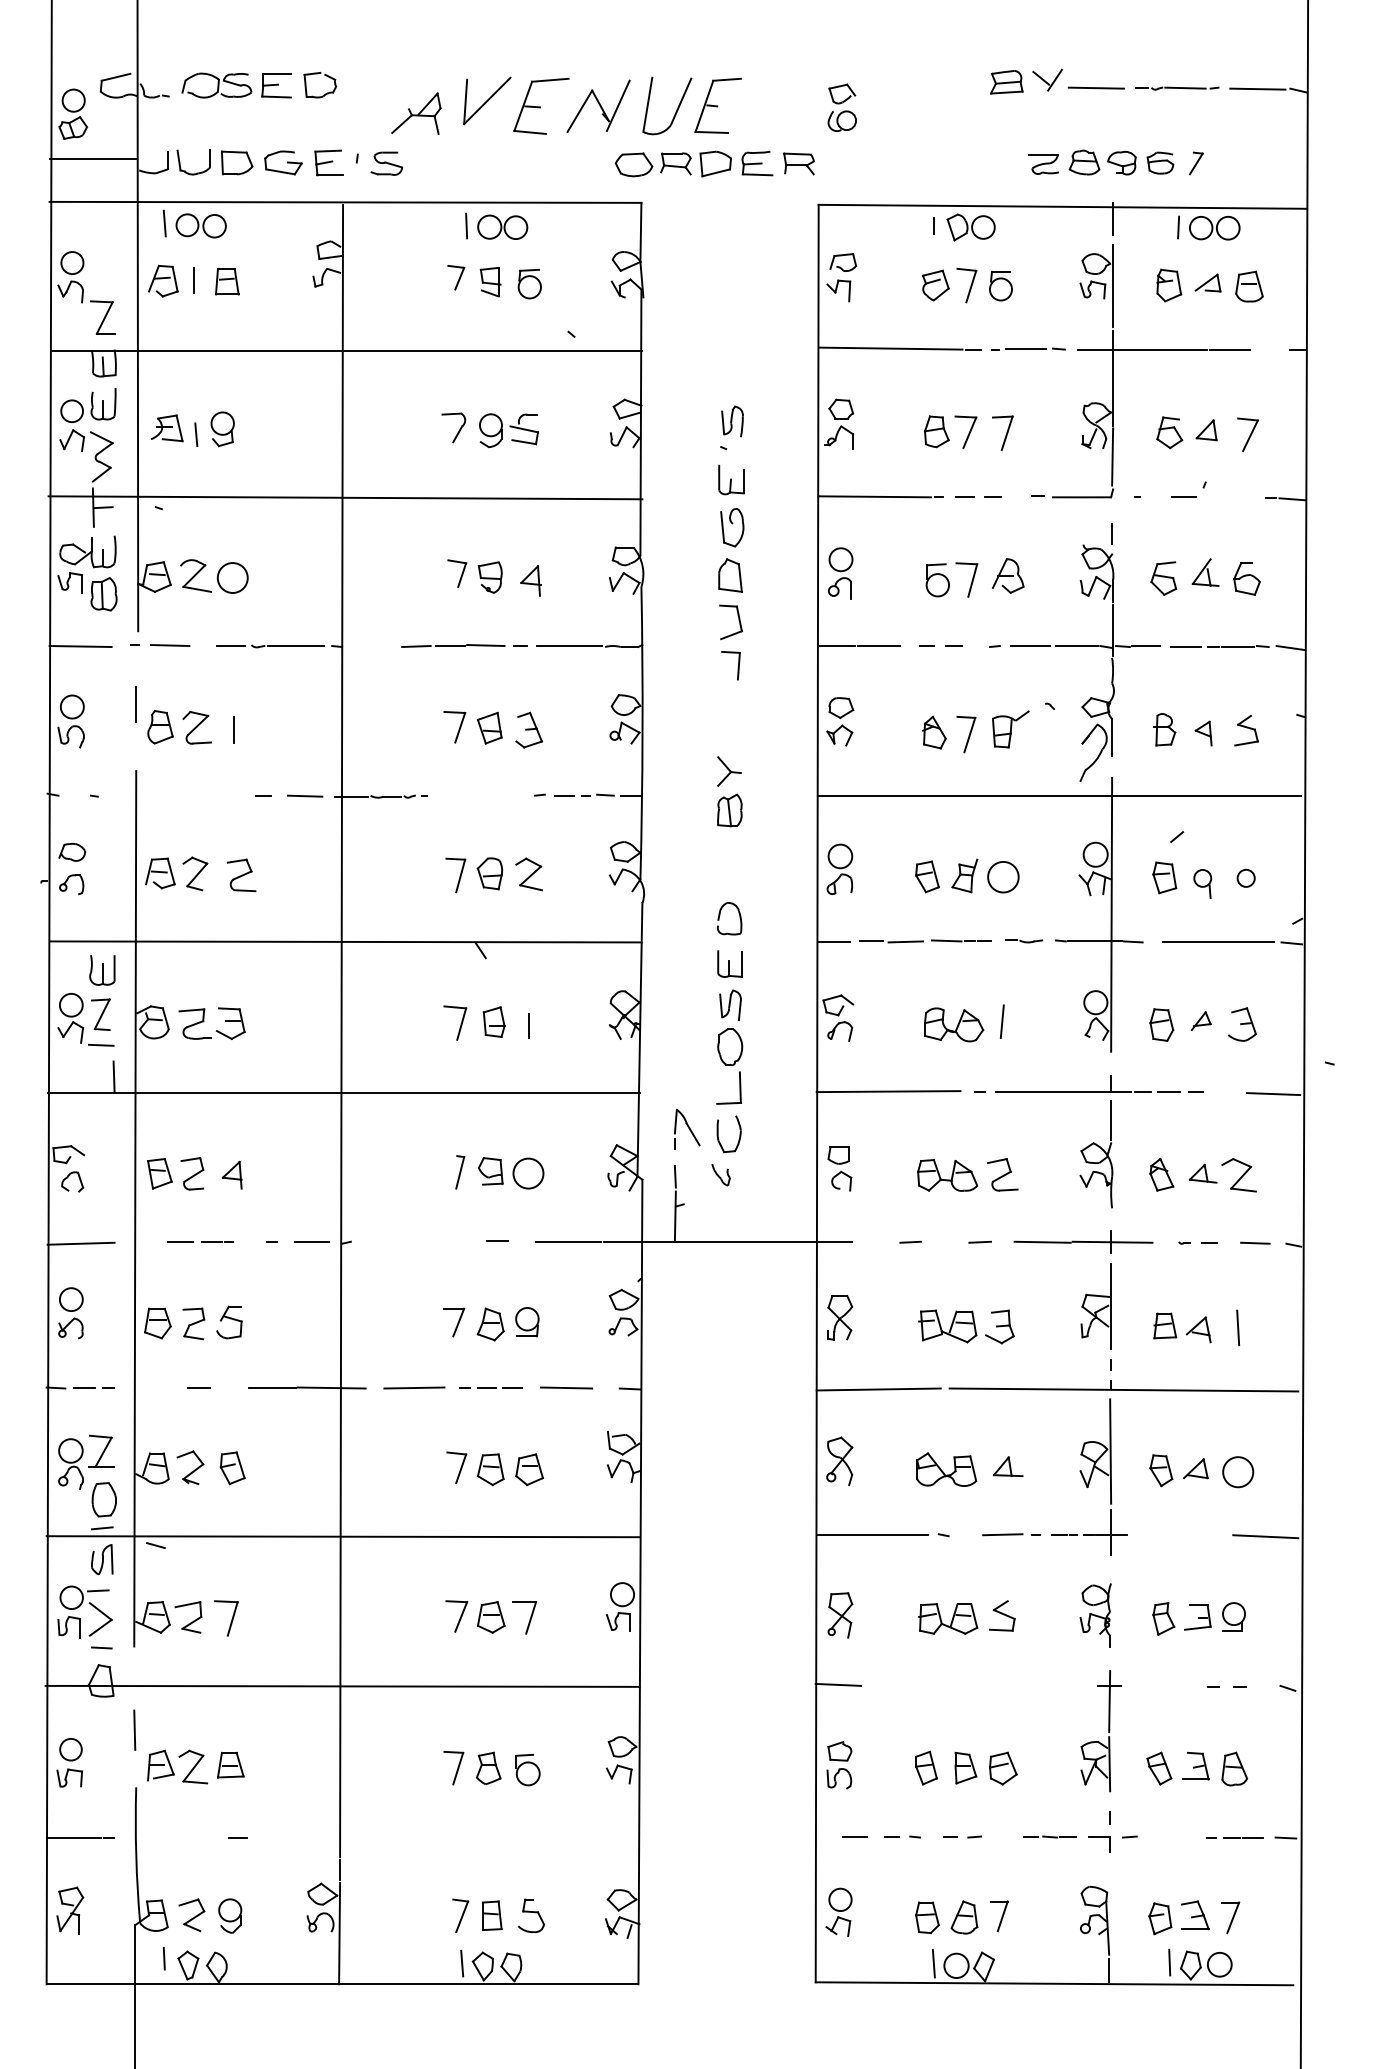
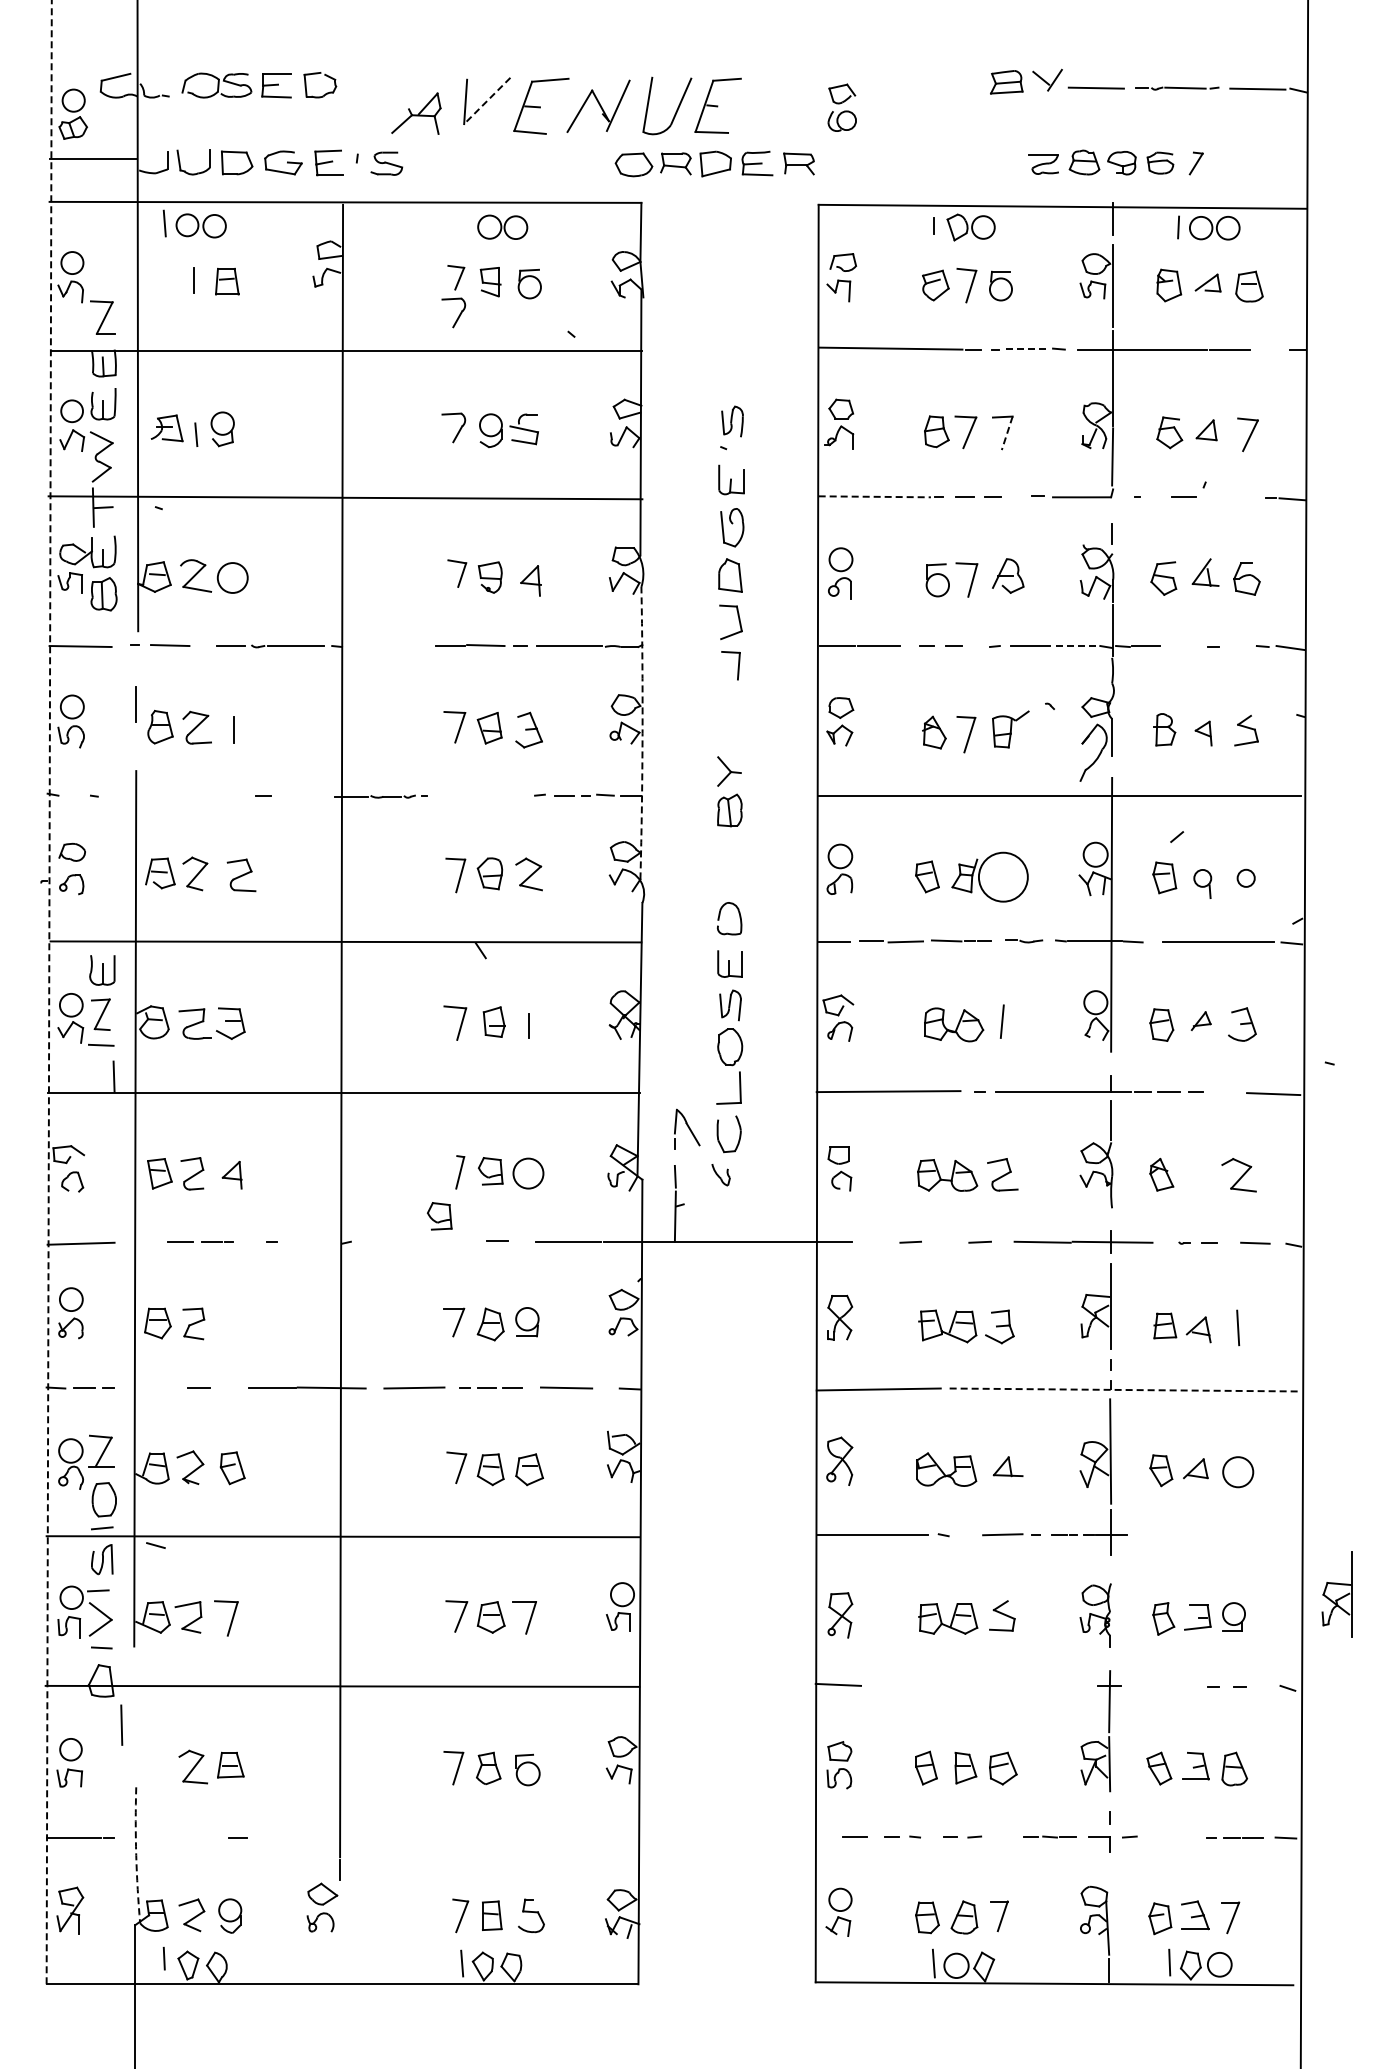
line: solid -> dashed (487, 100)
line: present -> none (466, 225)
part: present -> none (163, 280)
part: none -> present (453, 312)
line: solid -> dashed (1026, 348)
line: solid -> dashed (1007, 433)
line: solid -> dashed (875, 496)
line: present -> none (416, 646)
line: solid -> dashed (1077, 646)
line: present -> none (1185, 647)
line: present -> none (1237, 647)
arc: solid -> dashed (642, 733)
line: present -> none (304, 795)
circle diameter: 31 px -> 49 px (1002, 876)
line: solid -> dashed (49, 992)
part: present -> none (1202, 1173)
part: none -> present (439, 1216)
line: present -> none (311, 1241)
part: present -> none (229, 1322)
line: solid -> dashed (1124, 1389)
line: present -> none (1265, 1536)
part: none -> present (1336, 1594)
line position: (134, 1729) -> (121, 1724) (121, 1724)
part: present -> none (160, 1765)
arc: solid -> dashed (136, 1855)
line: present -> none (339, 1933)
